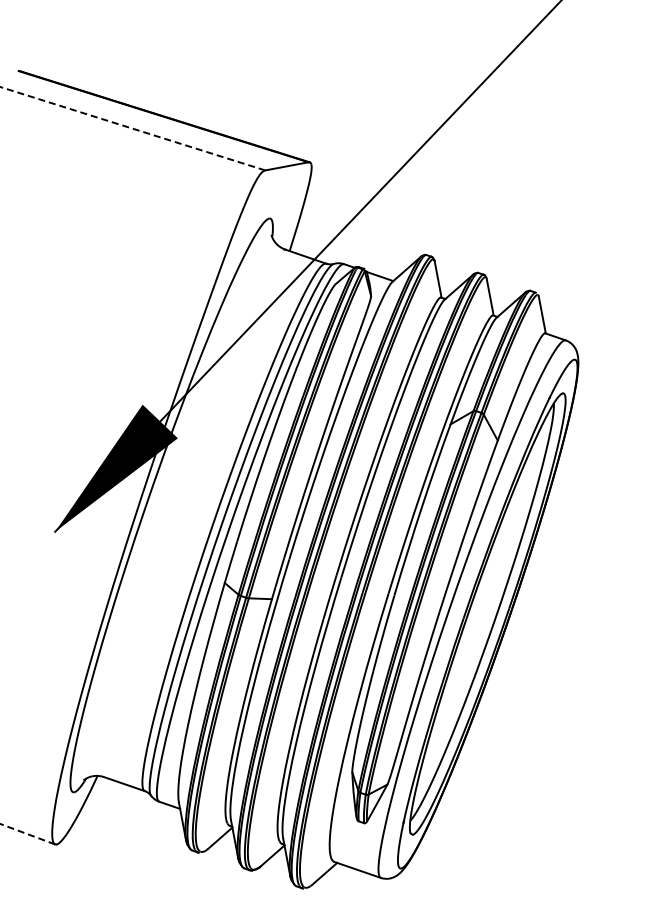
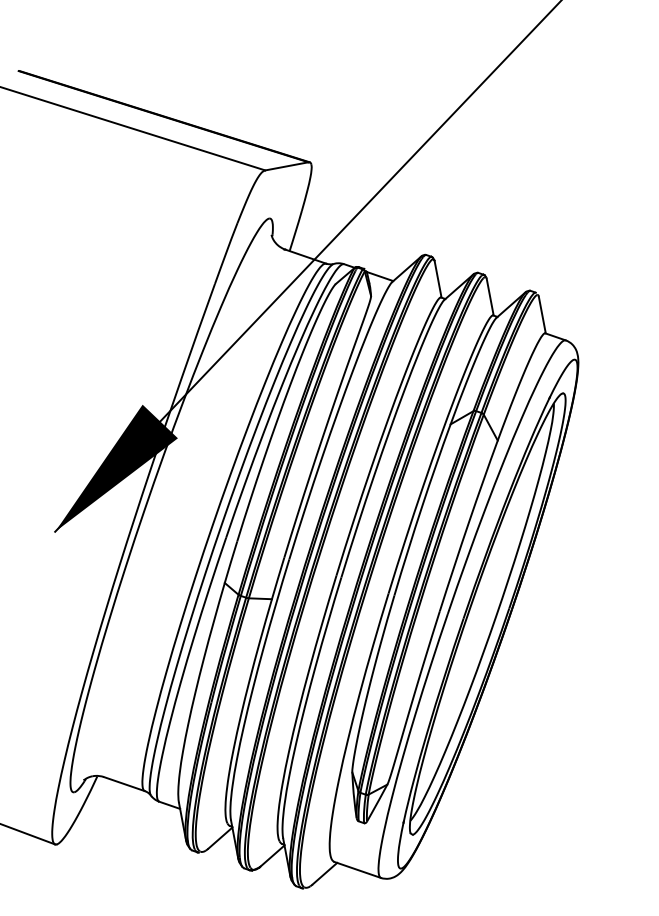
line: dashed -> solid (132, 128)
line: dashed -> solid (28, 834)
